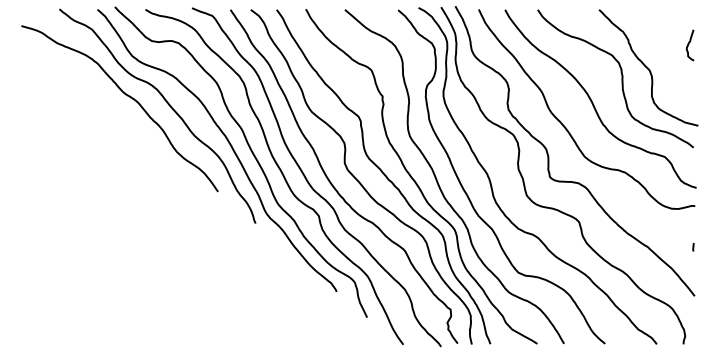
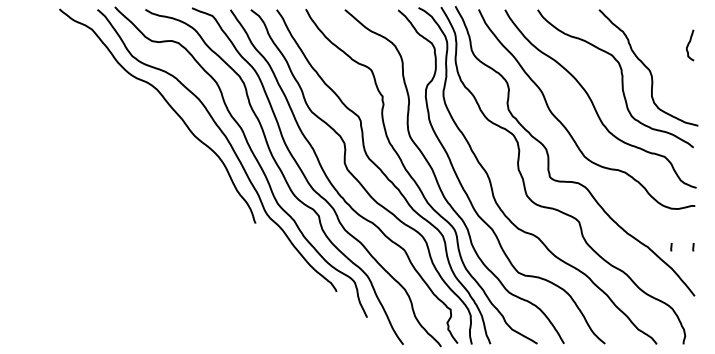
curve: present -> none (125, 95)
line: none -> present (671, 247)
